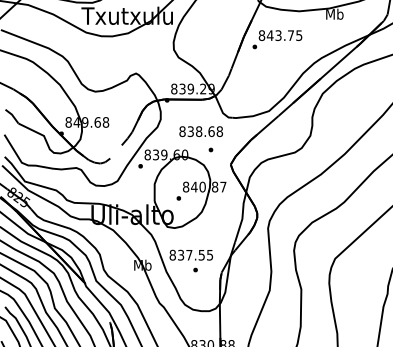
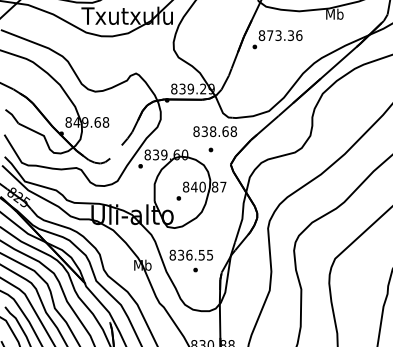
text: 843.75 -> 873.36 (284, 35)
text position: (200, 131) -> (214, 131) (214, 131)
text: 837.55 -> 836.55 (189, 254)
